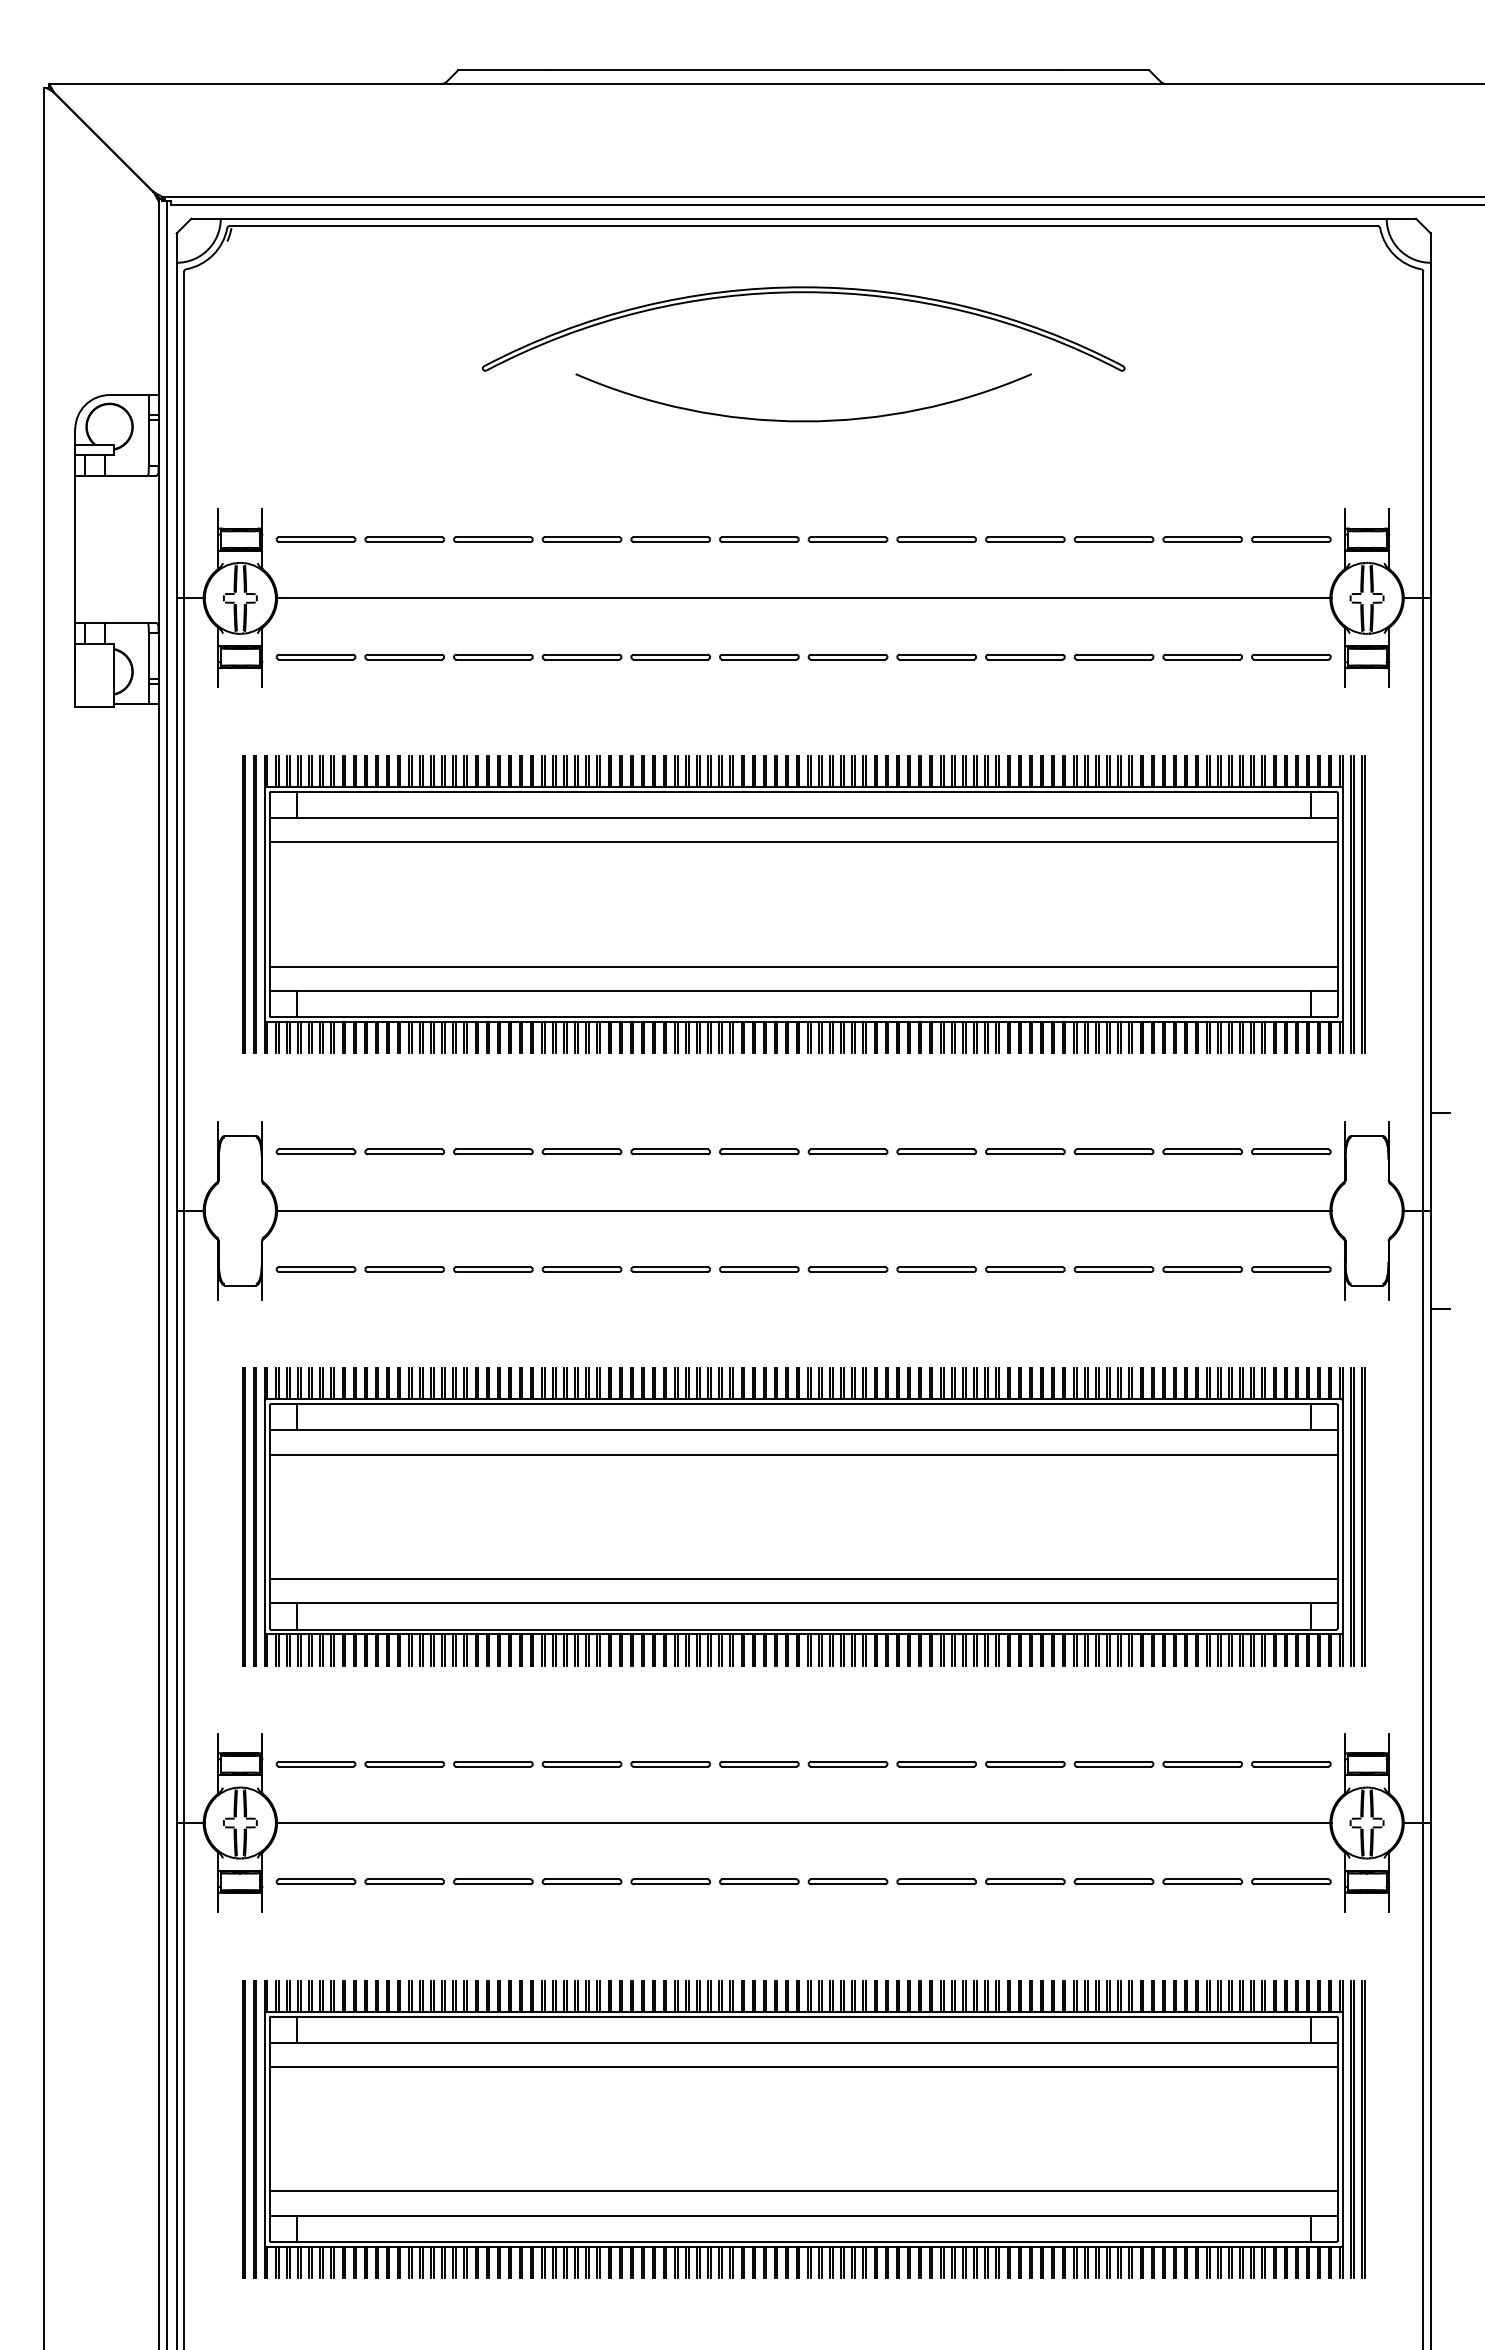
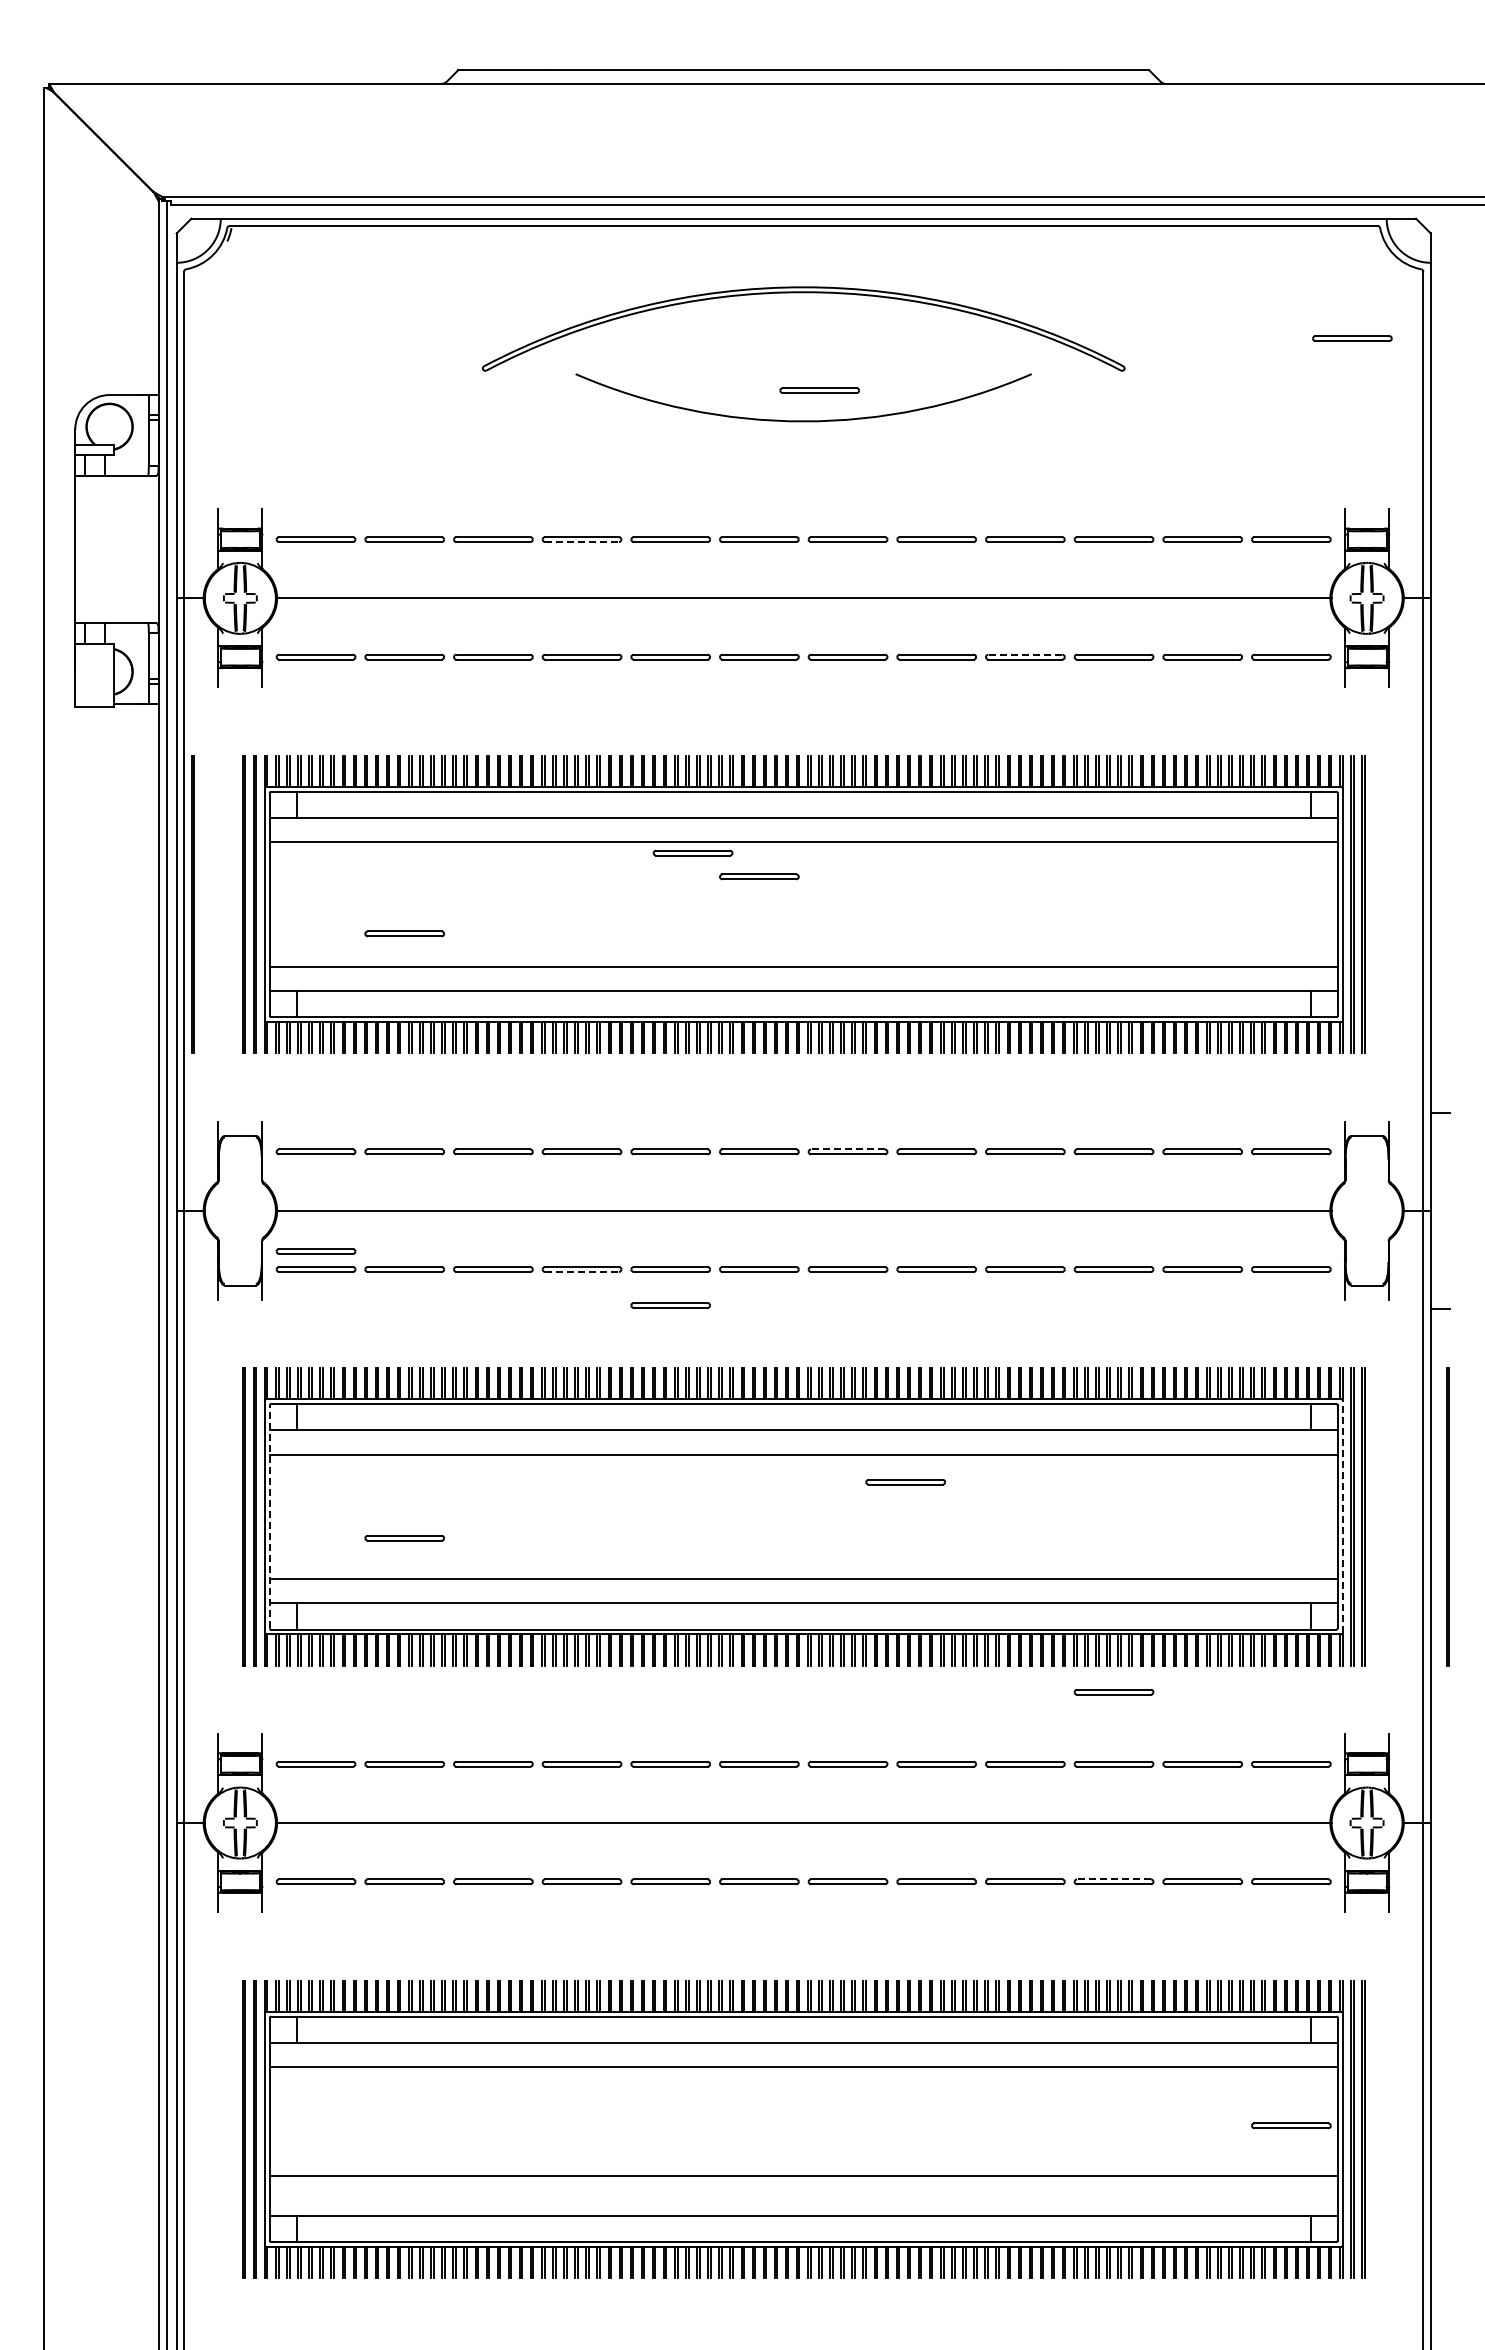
part: none -> present (1352, 338)
part: none -> present (819, 390)
line: solid -> dashed (582, 542)
line: solid -> dashed (1025, 654)
part: none -> present (692, 852)
part: none -> present (759, 876)
line: none -> present (192, 904)
part: none -> present (404, 933)
line: solid -> dashed (848, 1149)
part: none -> present (315, 1251)
line: solid -> dashed (582, 1271)
part: none -> present (670, 1305)
part: none -> present (905, 1482)
line: solid -> dashed (269, 1516)
line: solid -> dashed (1342, 1516)
line: none -> present (1447, 1516)
part: none -> present (404, 1538)
part: none -> present (1113, 1692)
line: solid -> dashed (1114, 1879)
part: none -> present (1291, 2125)
line position: (803, 2191) -> (803, 2176) (803, 2176)
